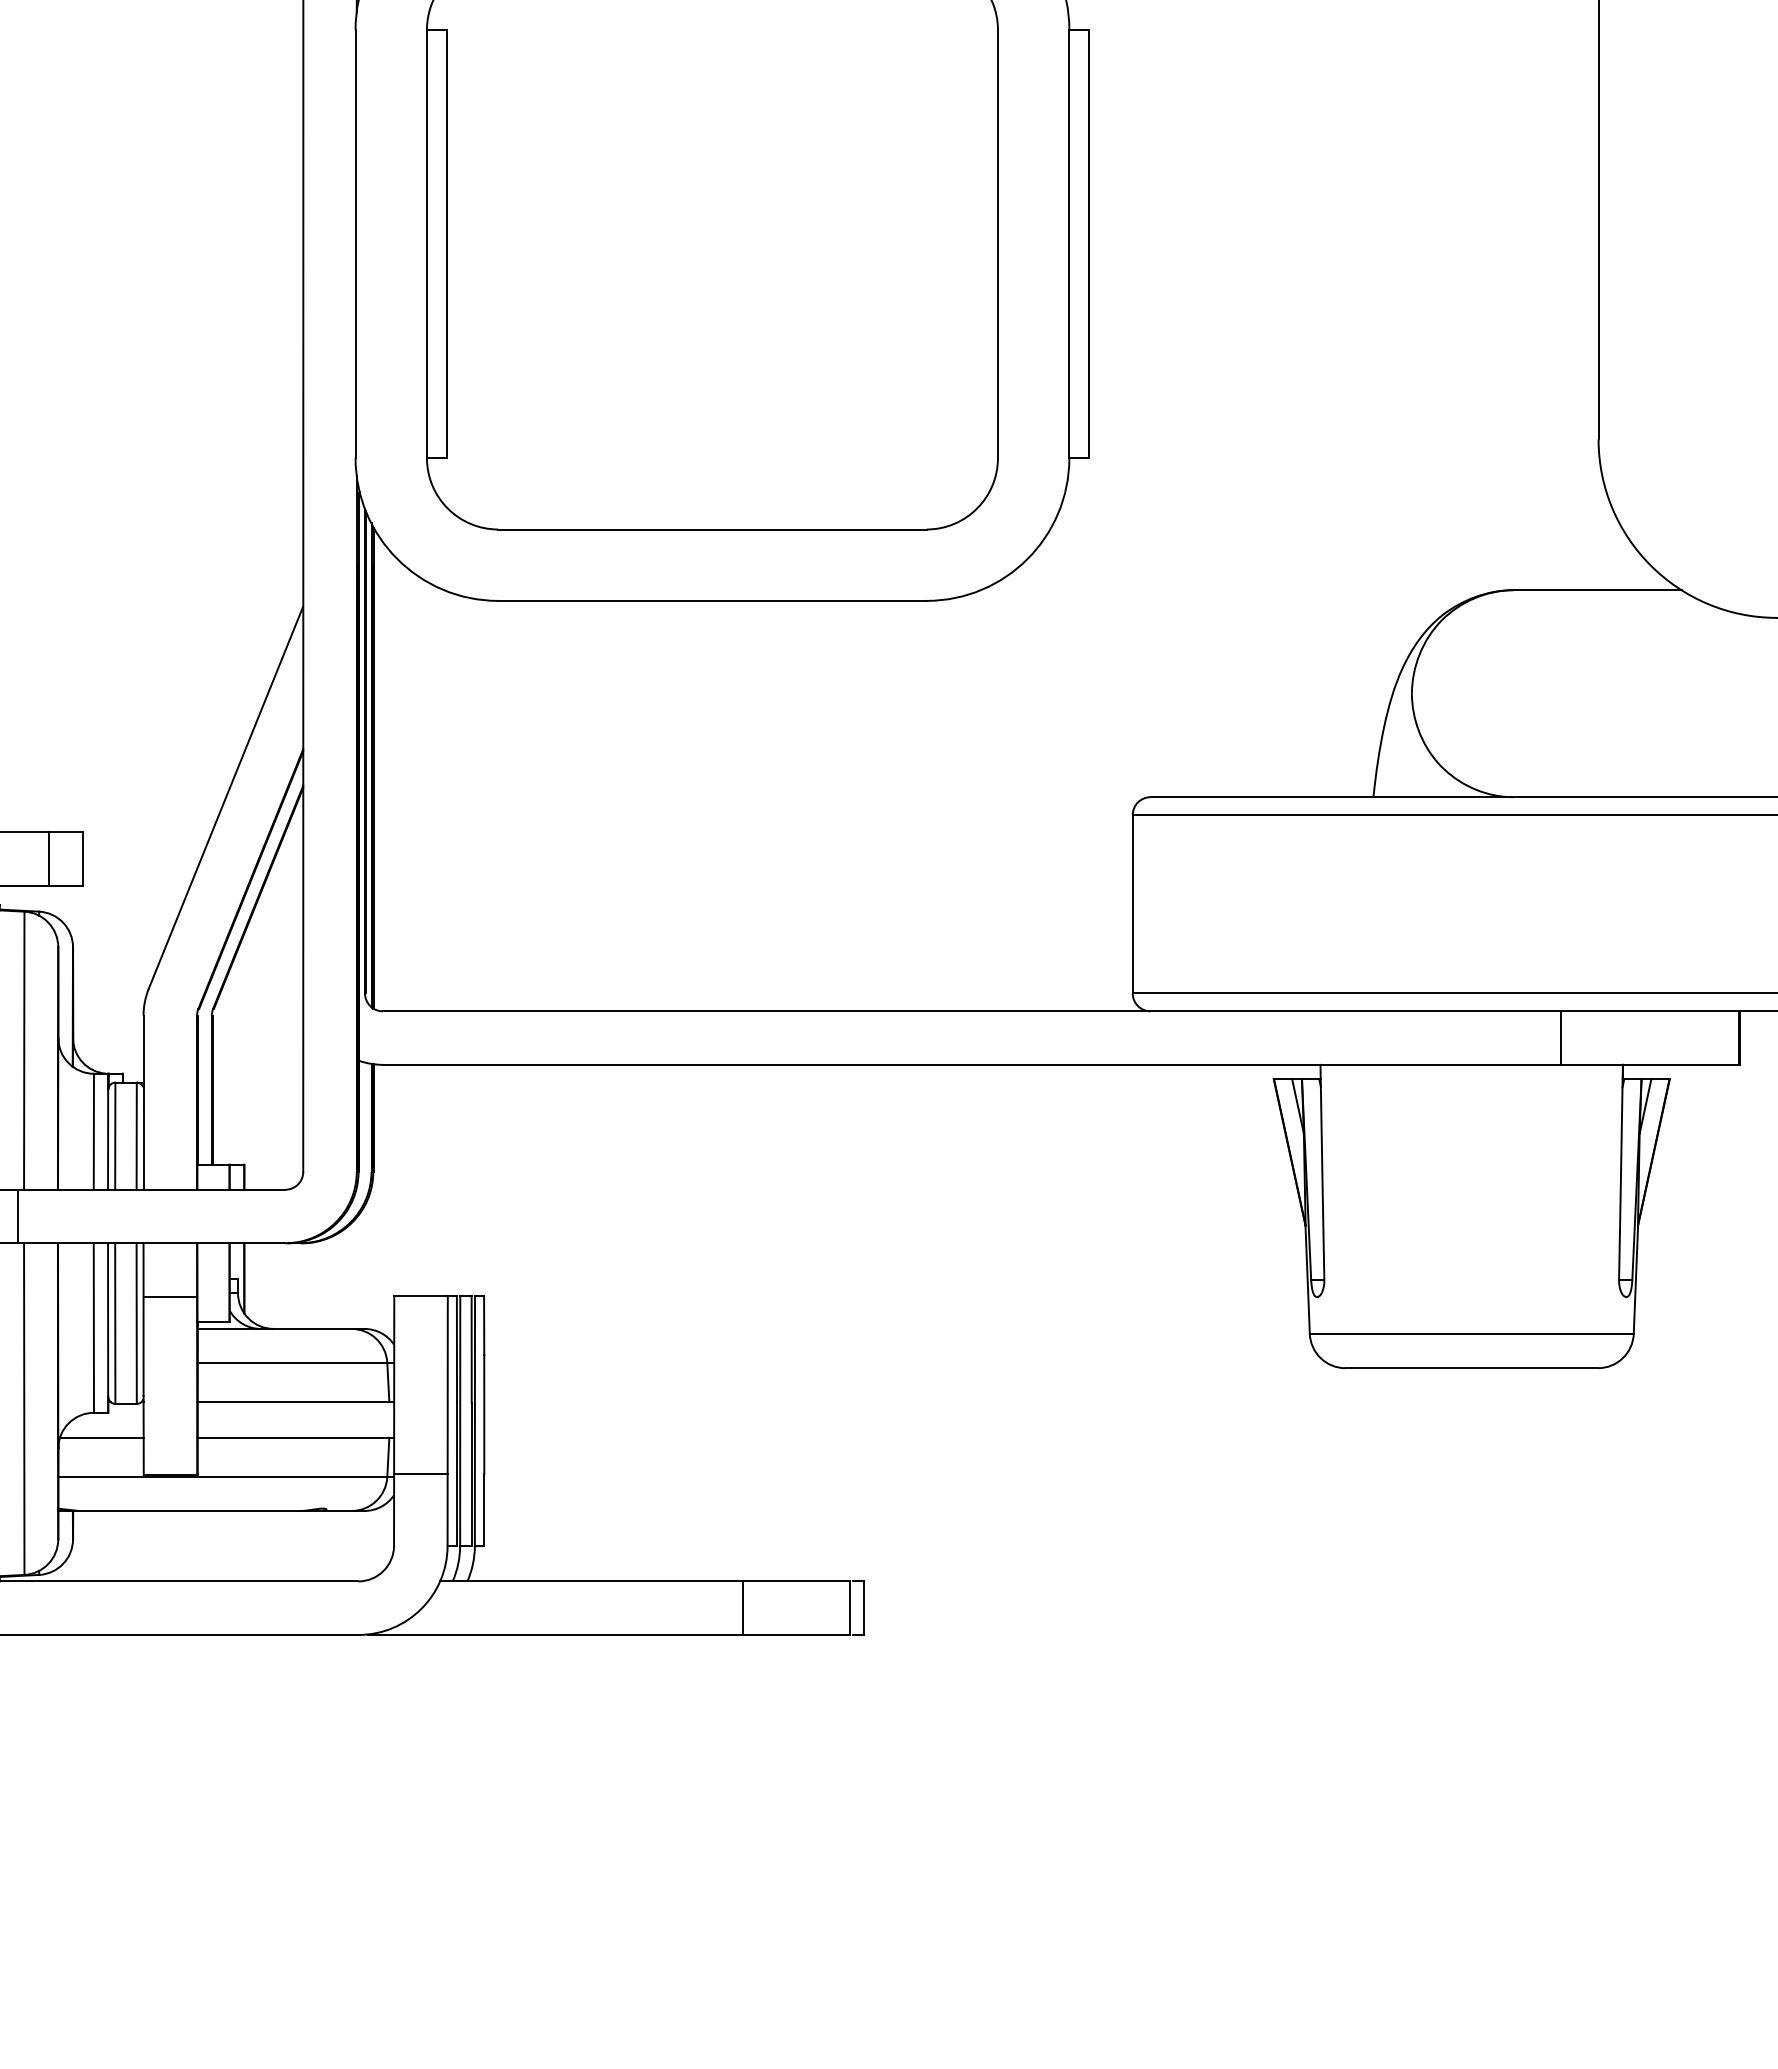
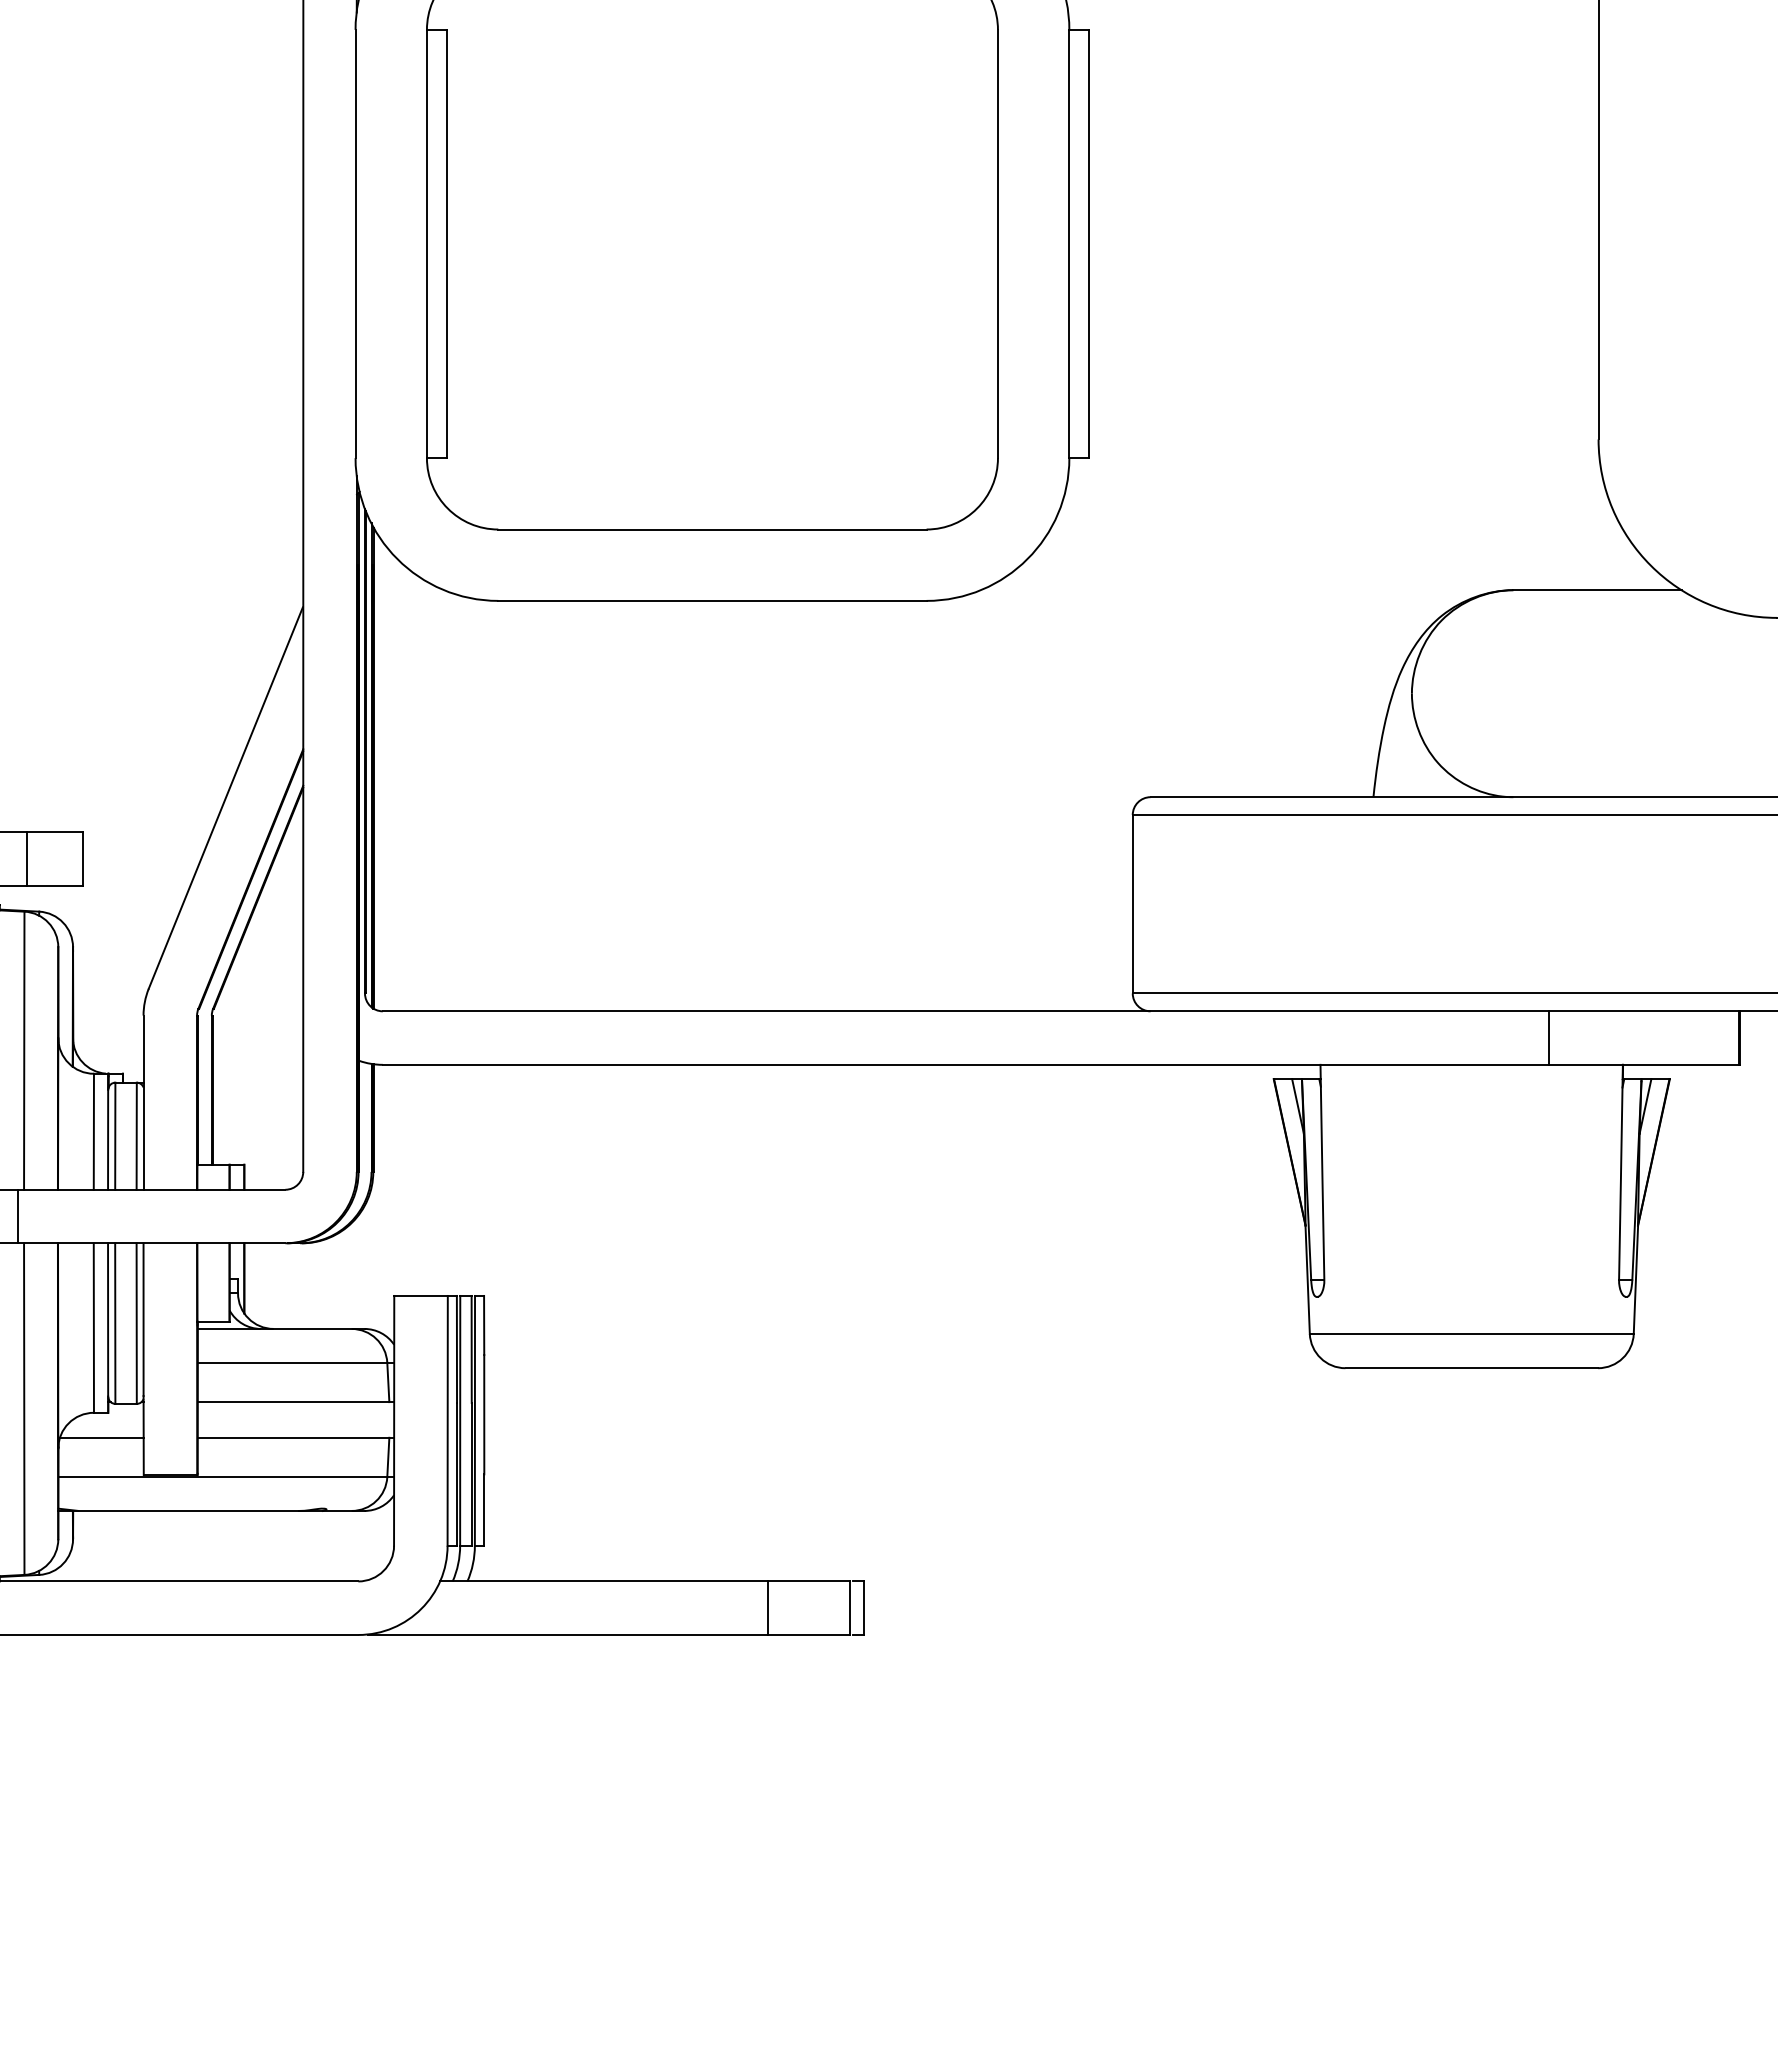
line position: (49, 858) -> (27, 858) (27, 858)
line position: (1560, 1037) -> (1548, 1037) (1548, 1037)
line: present -> none (170, 1296)
line: present -> none (420, 1474)
line position: (742, 1607) -> (767, 1607) (767, 1607)
